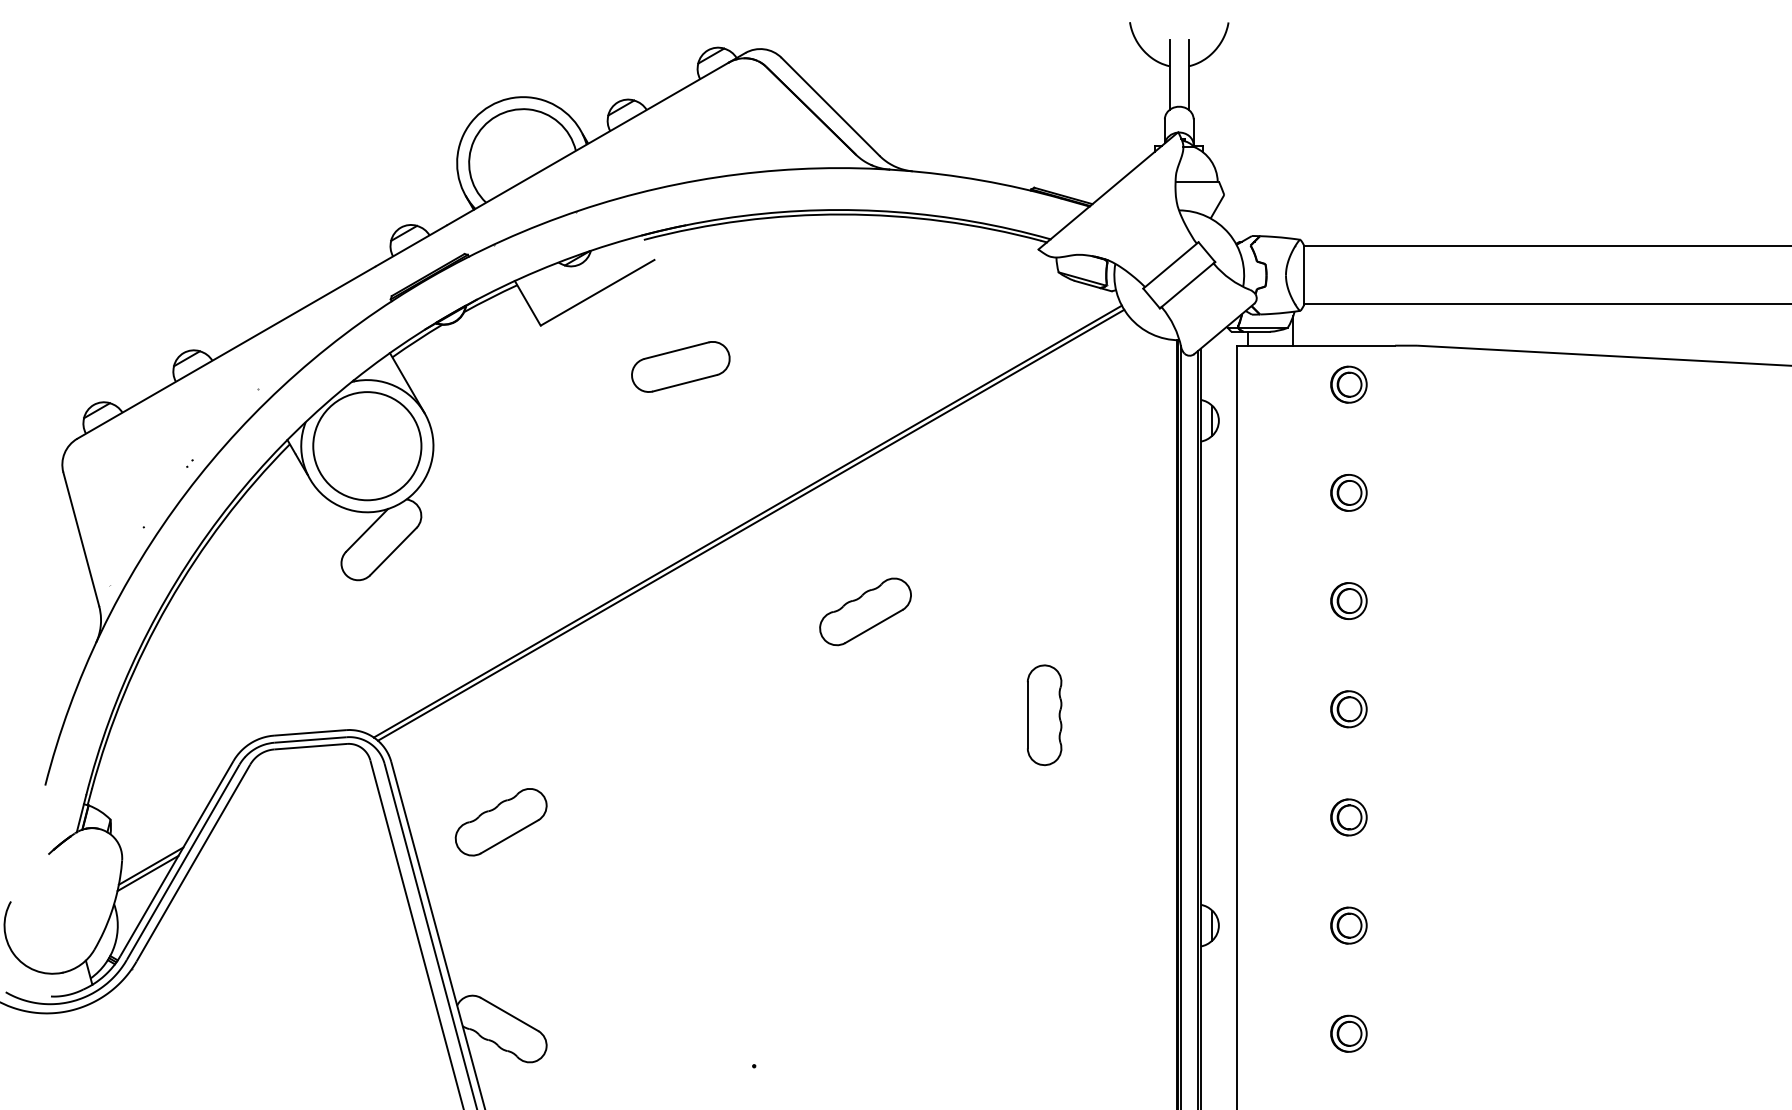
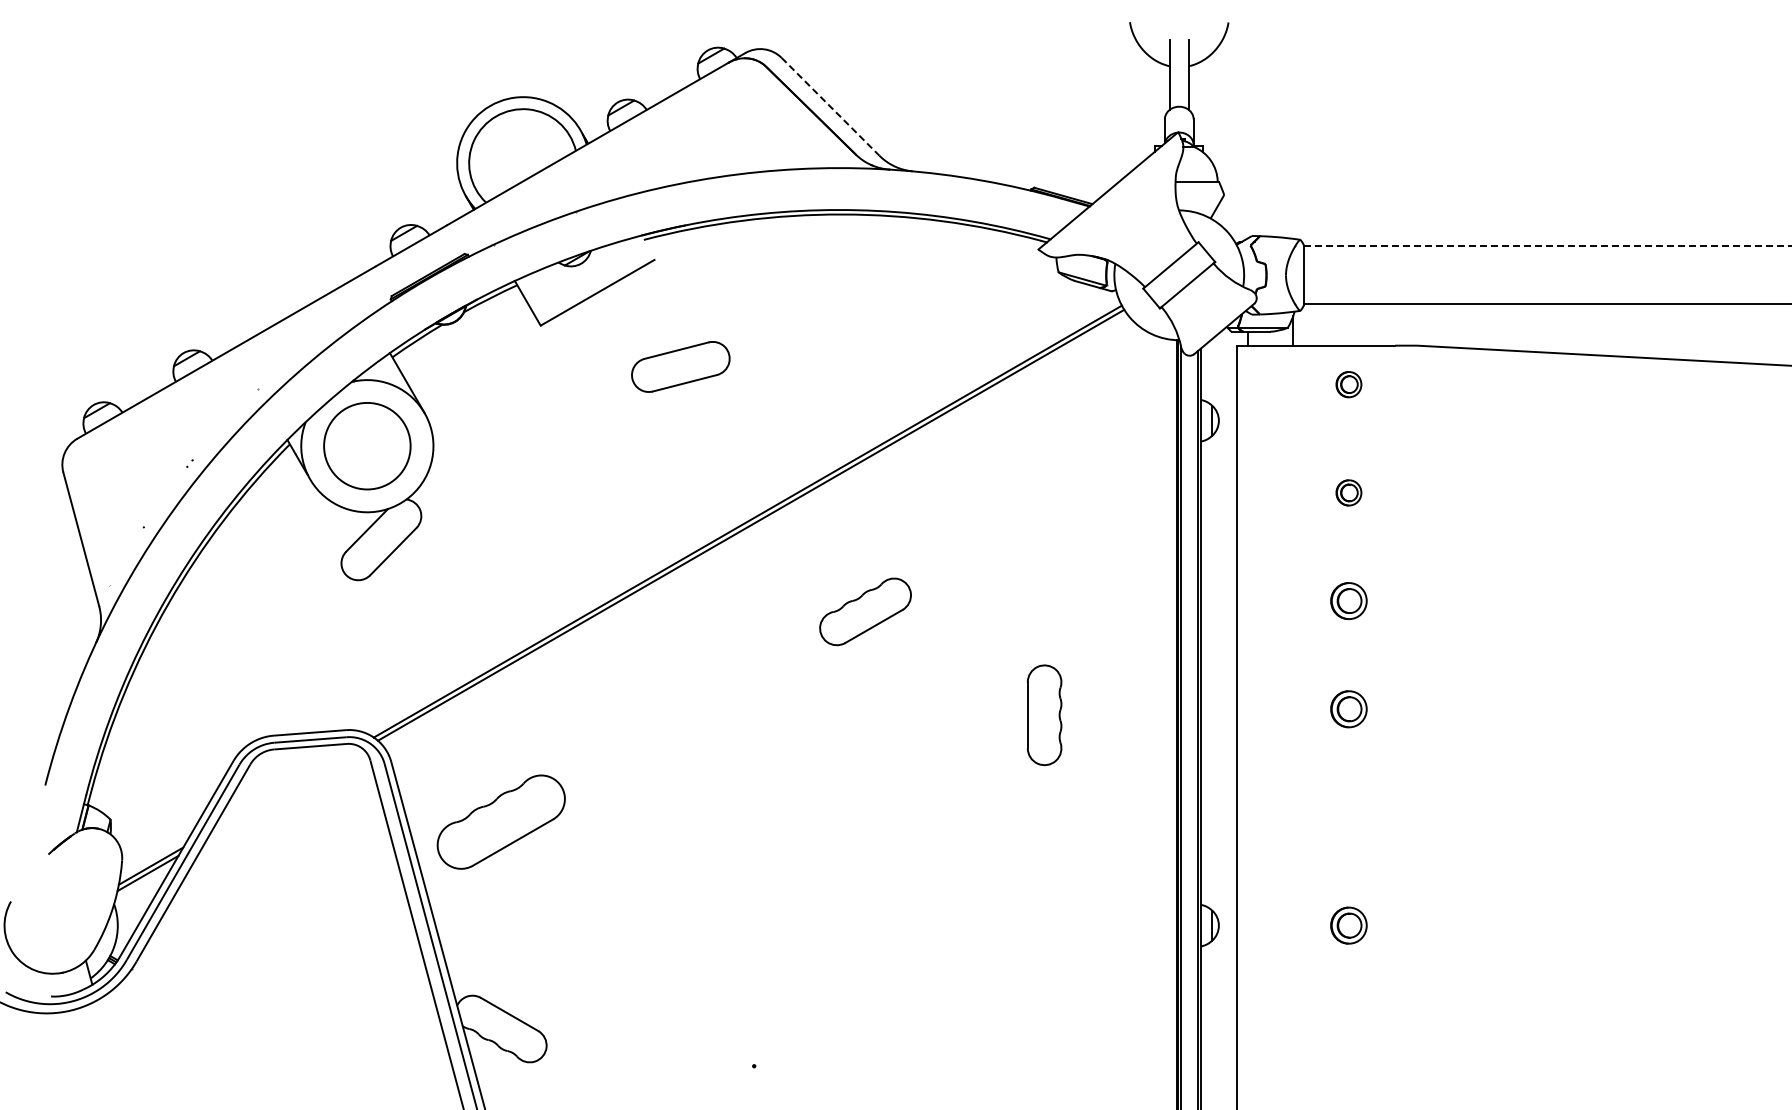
line: solid -> dashed (830, 107)
line: solid -> dashed (1548, 246)
part size: 38x39 px -> 28x28 px (1348, 384)
circle diameter: 108 px -> 87 px (367, 445)
part size: 38x38 px -> 28x28 px (1348, 492)
part: present -> none (1348, 817)
part size: 94x69 px -> 130x96 px (500, 821)
part: present -> none (1348, 1033)
